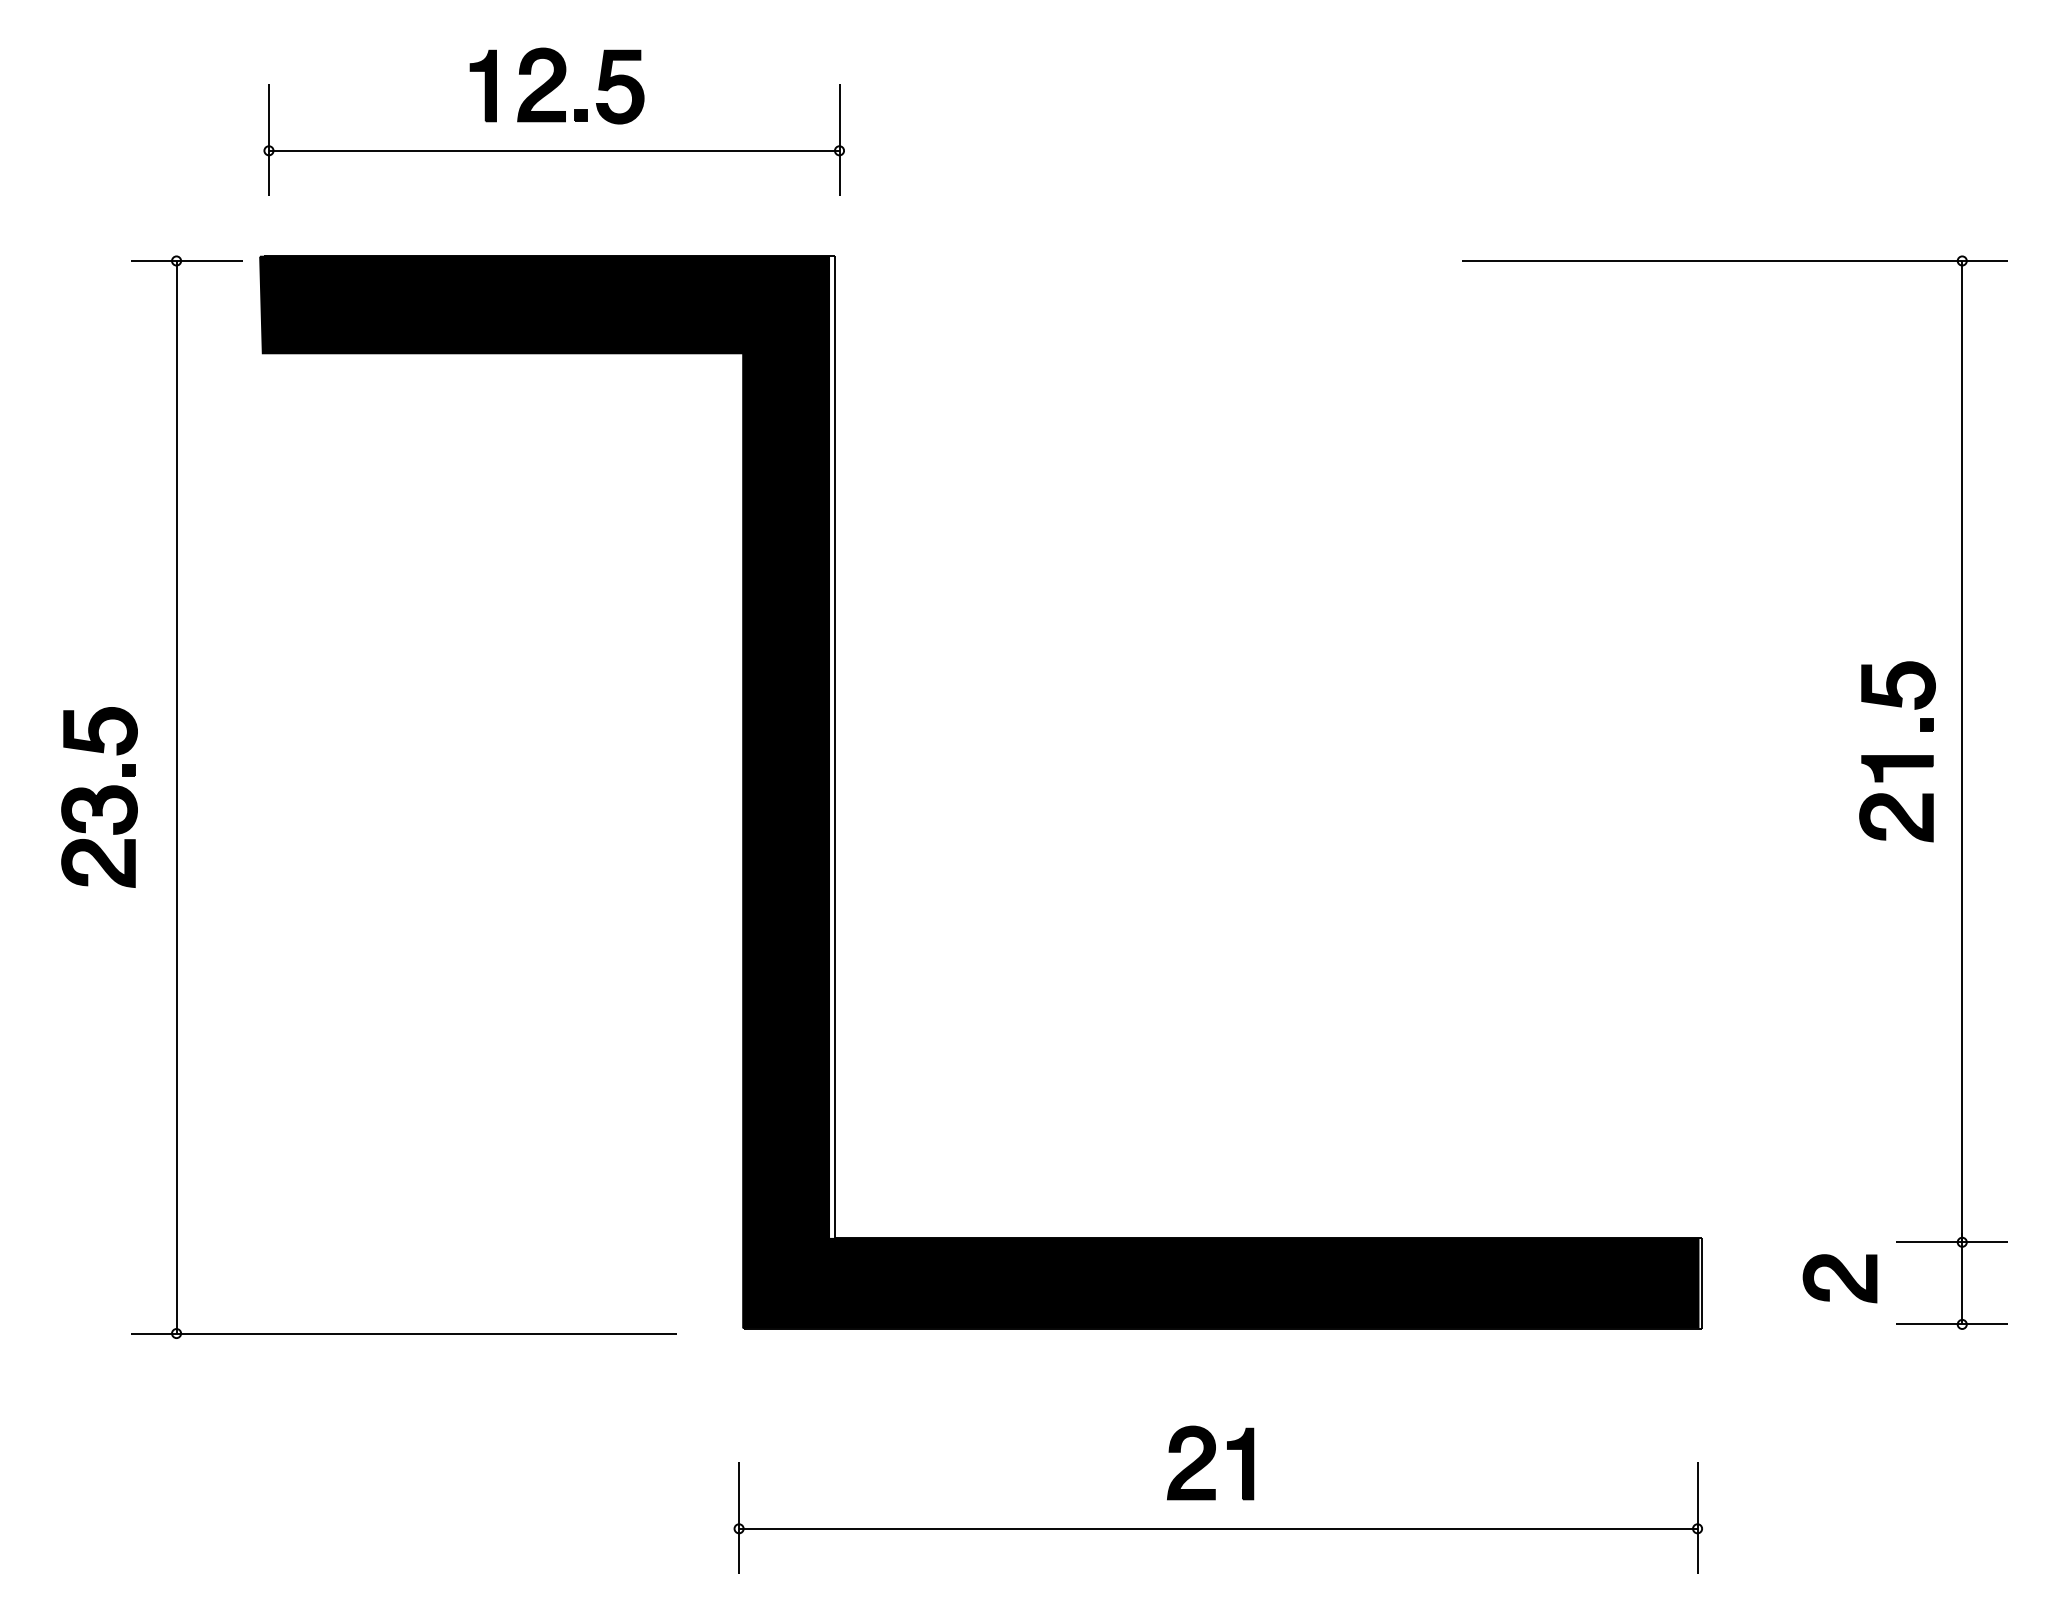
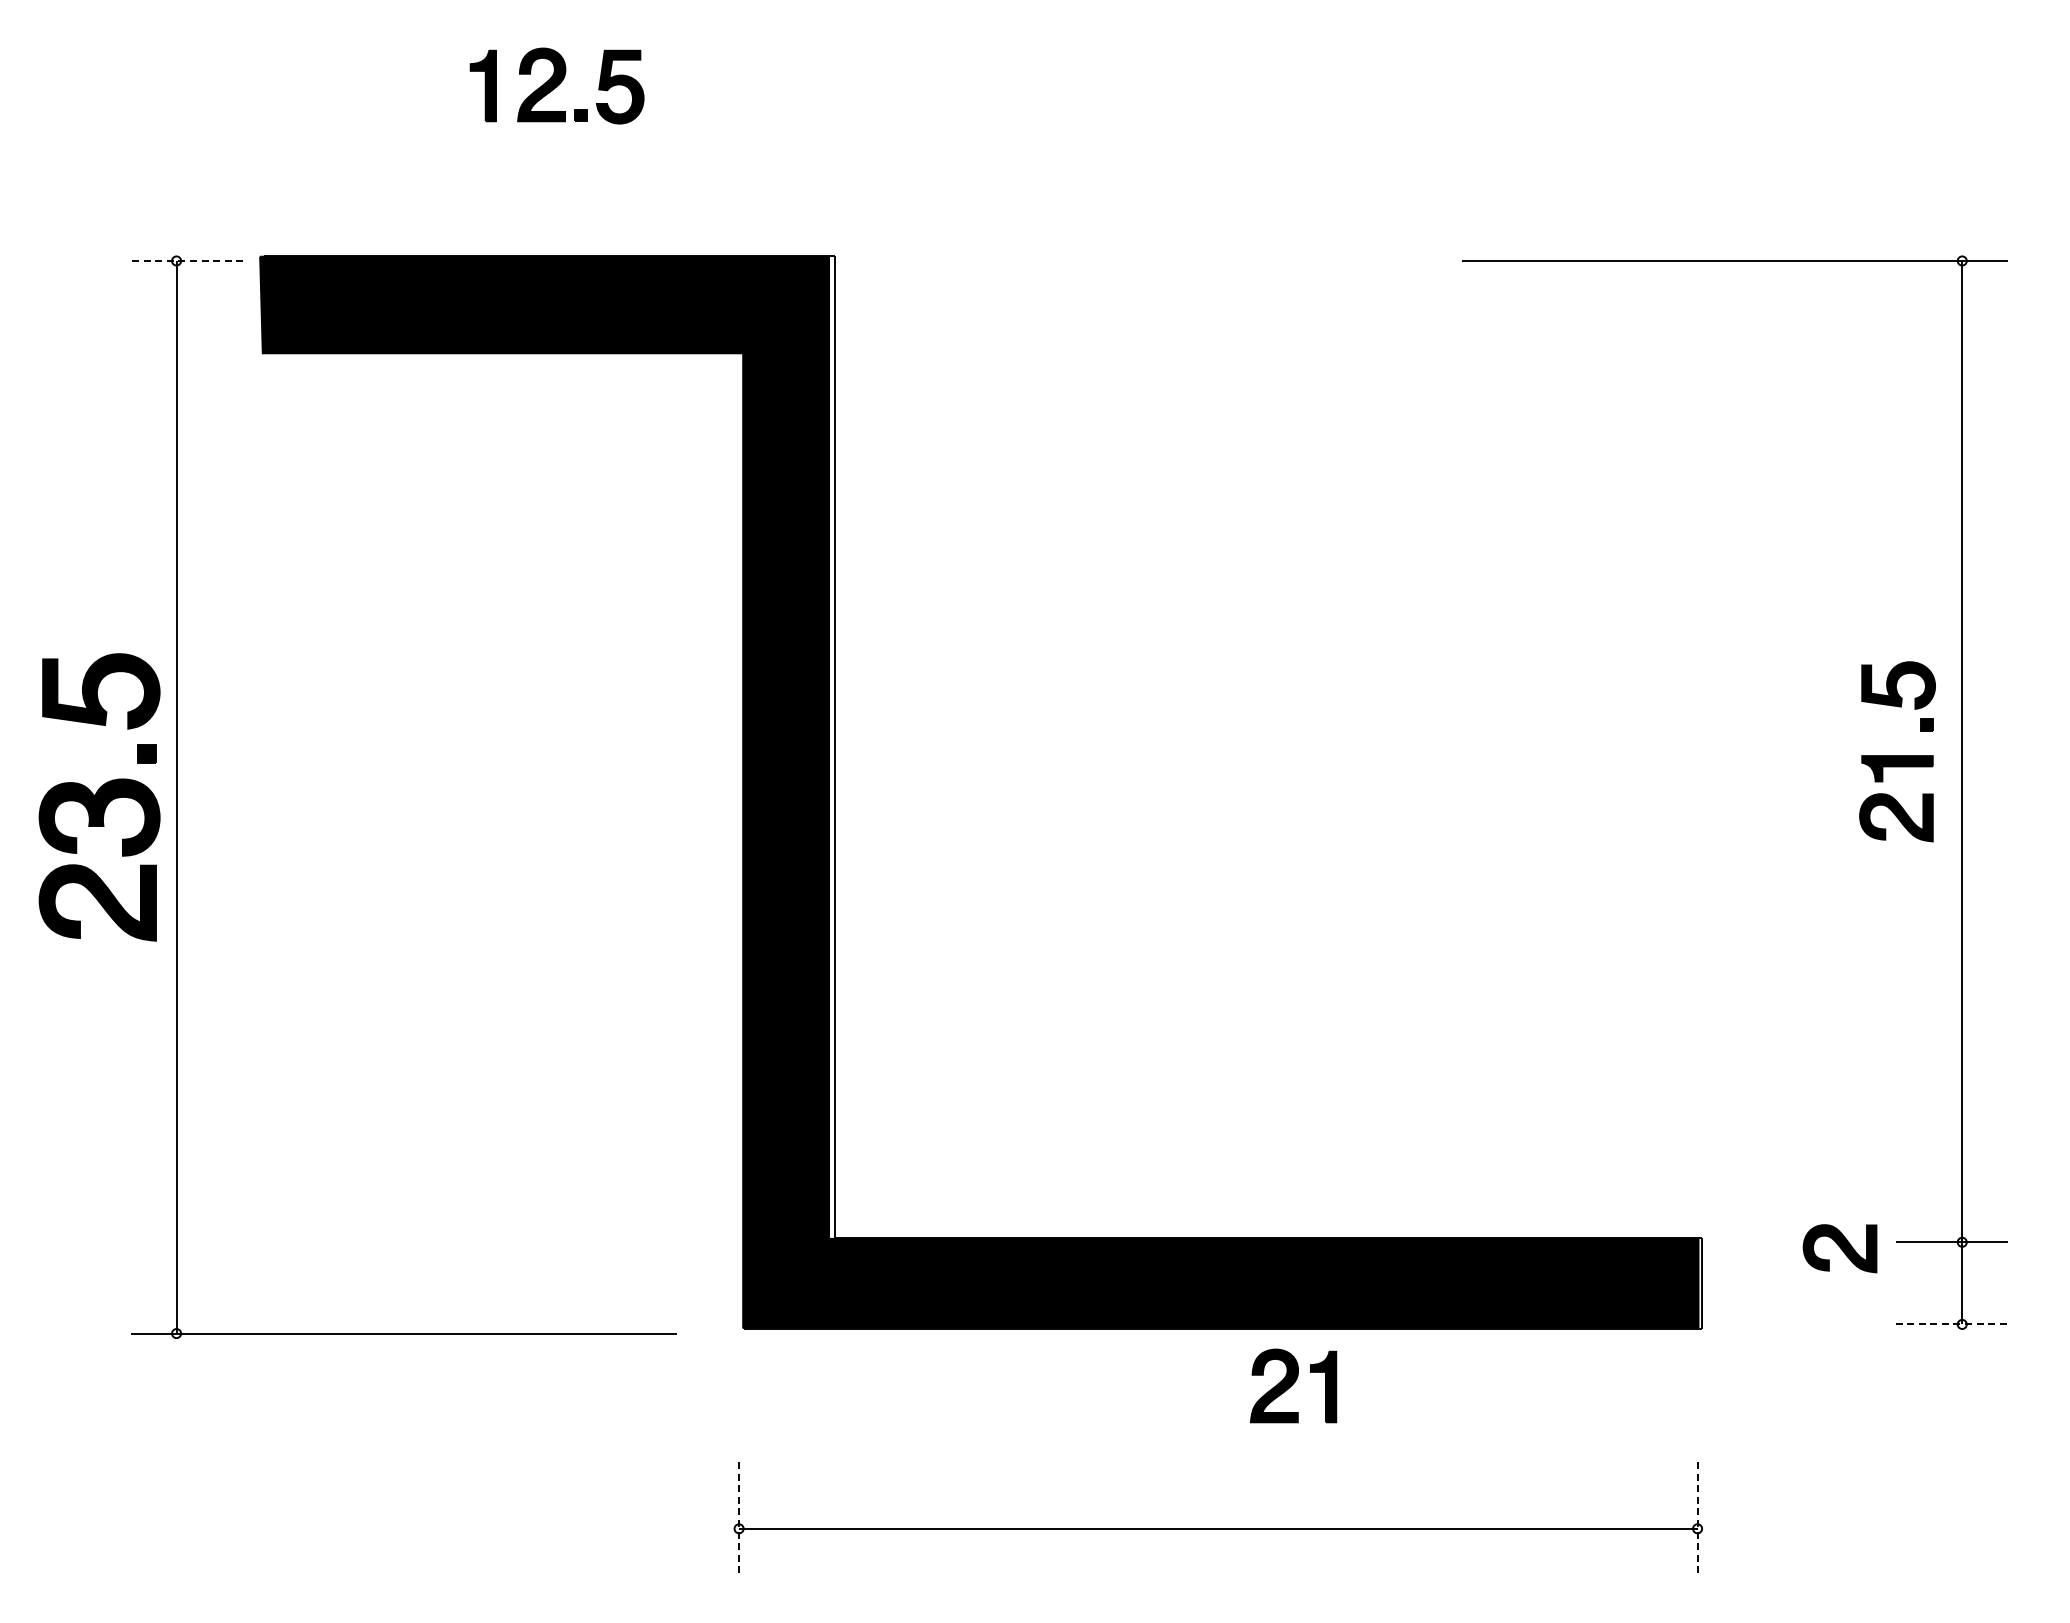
part: present -> none (553, 150)
line: solid -> dashed (186, 261)
part size: 77x181 px -> 123x289 px (99, 797)
part position: (1839, 1278) -> (1839, 1248) (1839, 1248)
line: solid -> dashed (1952, 1324)
part position: (1210, 1462) -> (1293, 1385) (1293, 1385)
line: solid -> dashed (739, 1518)
line: solid -> dashed (1697, 1518)
